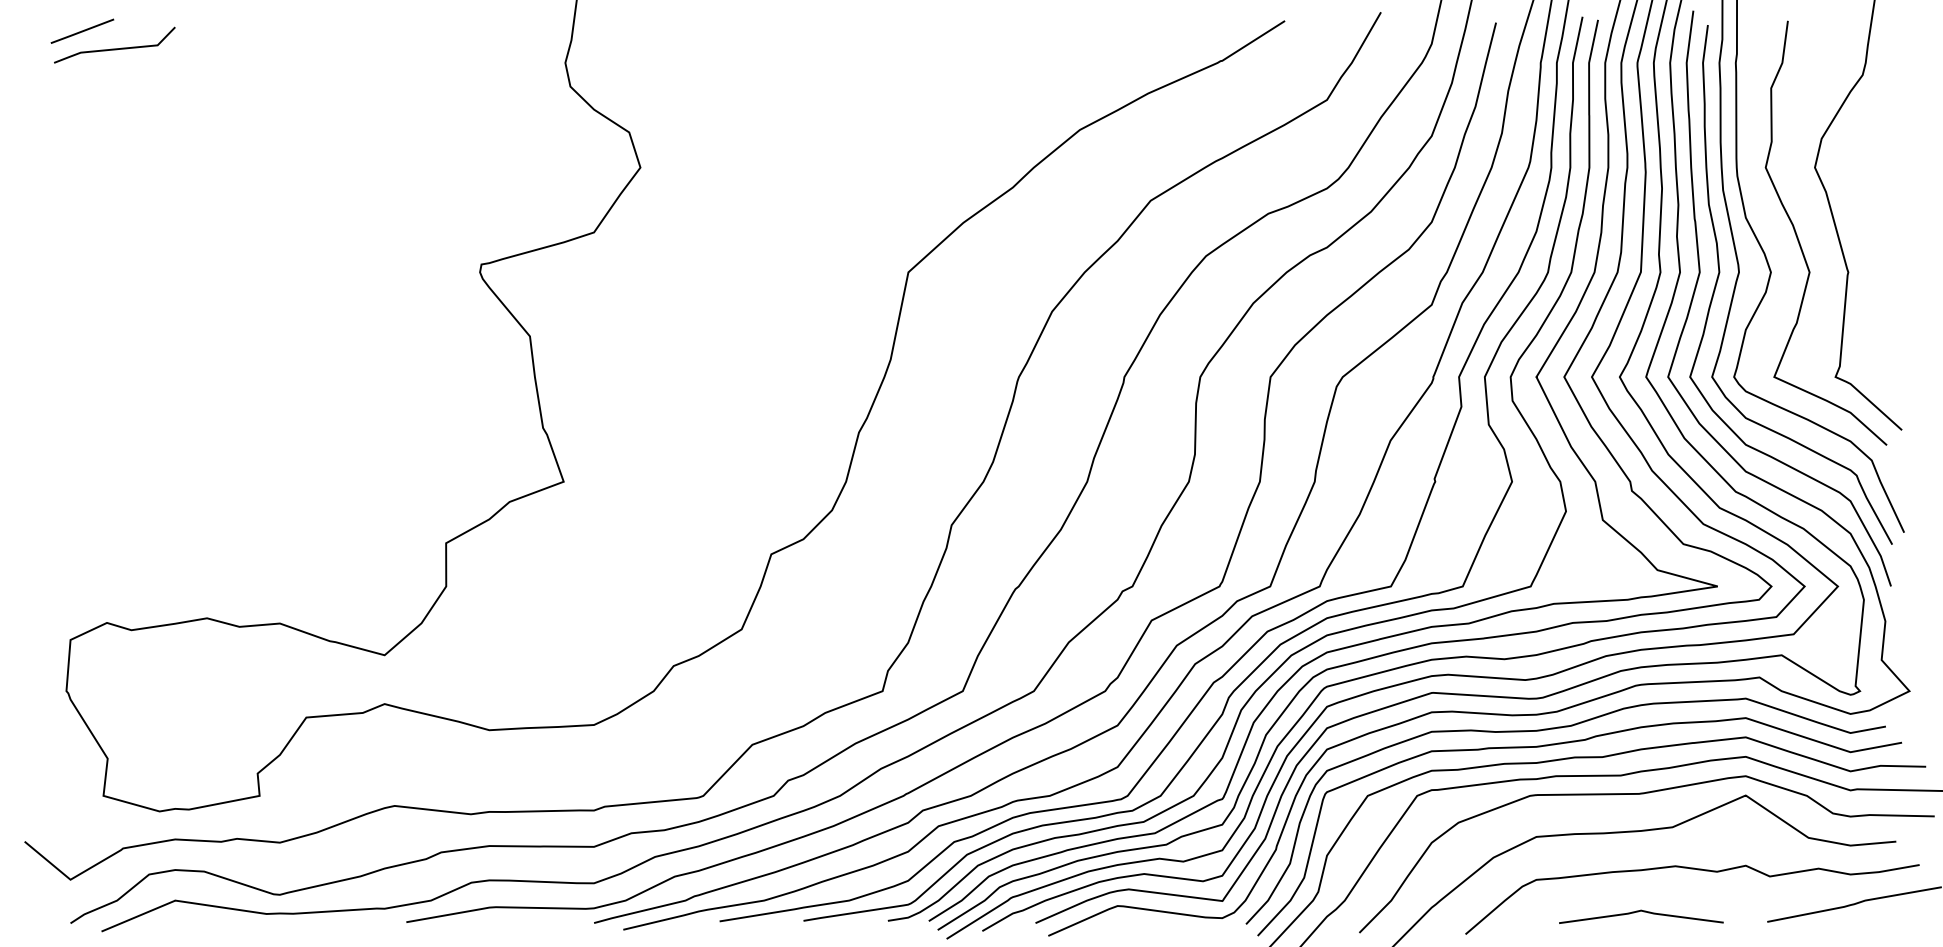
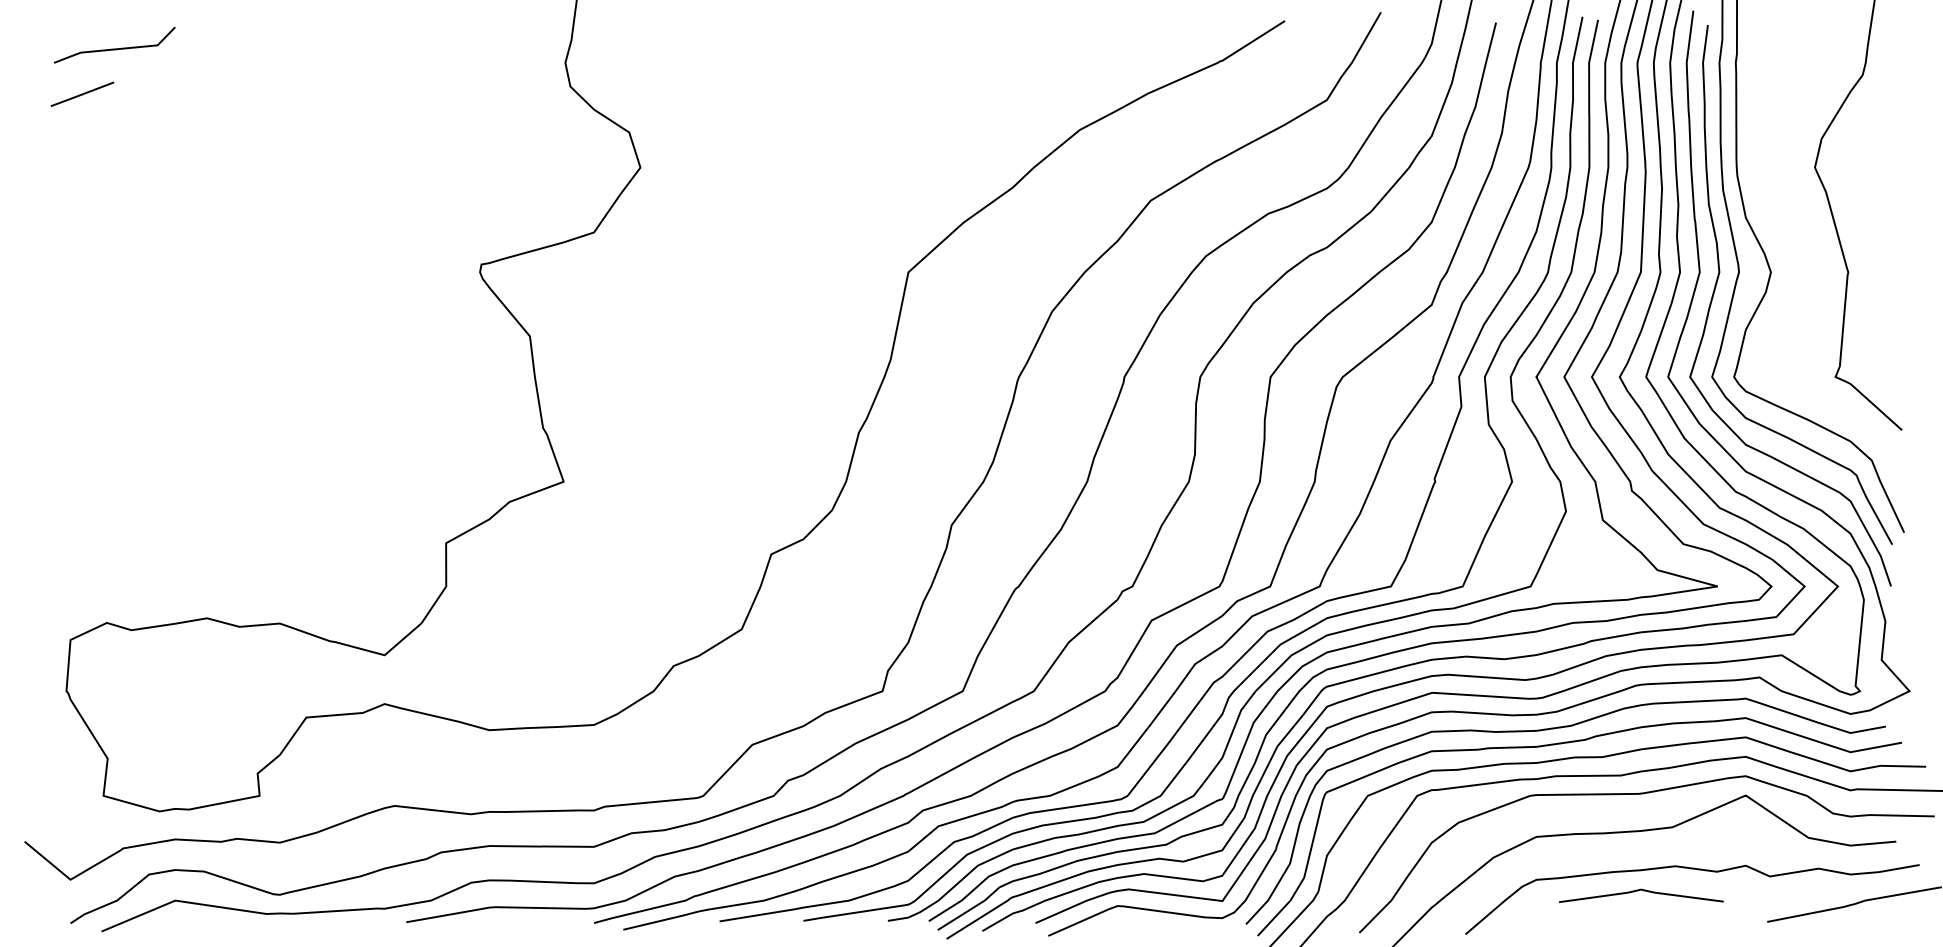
line position: (82, 30) -> (82, 93) (82, 93)
curve: present -> none (1799, 240)
line position: (1643, 912) -> (1643, 891) (1643, 891)
